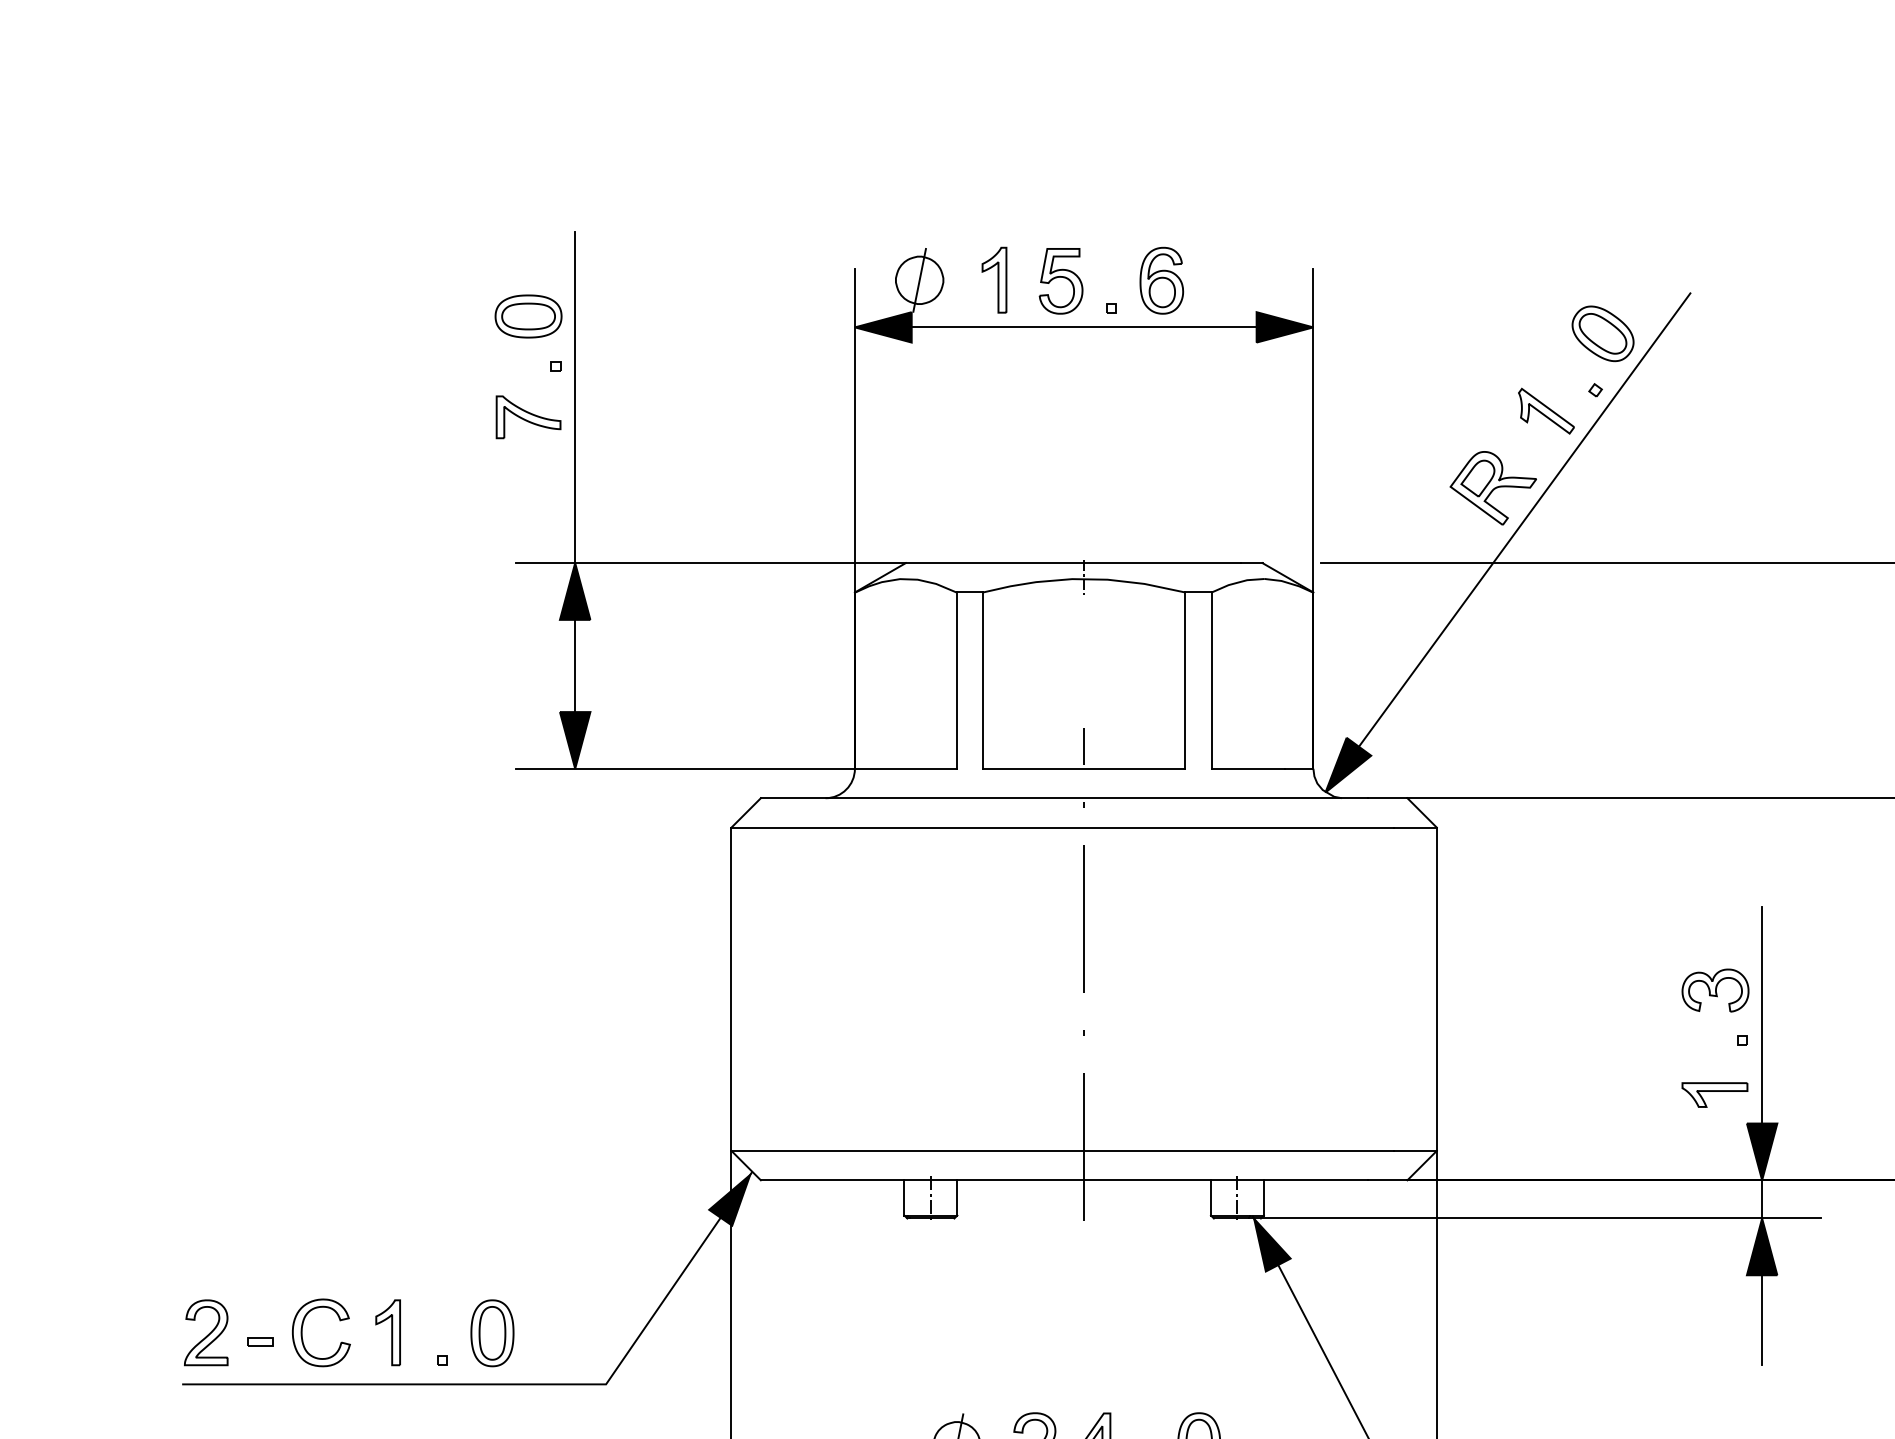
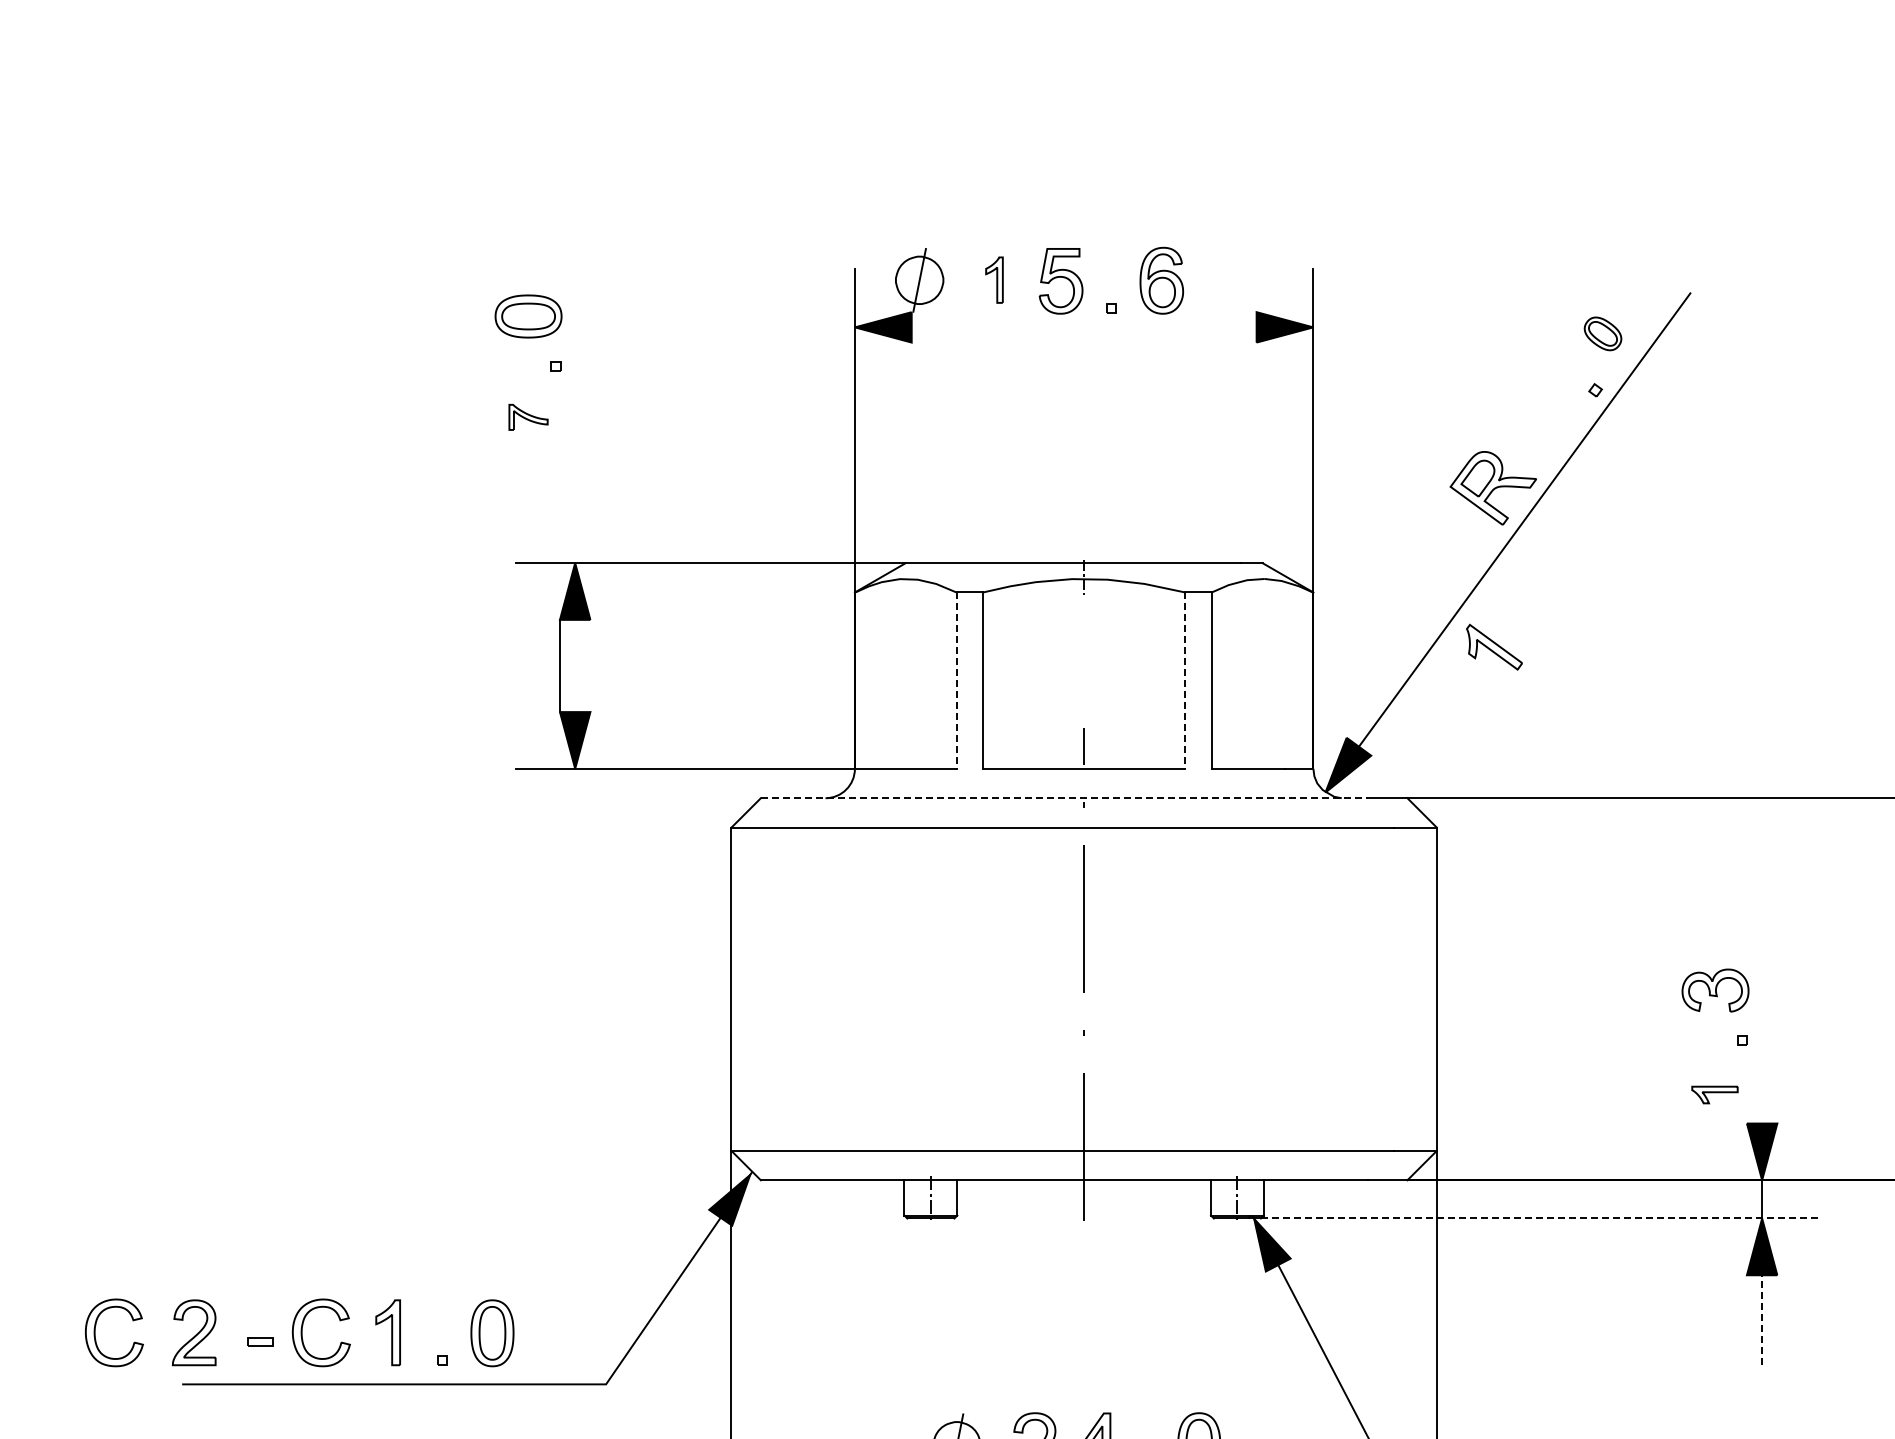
part size: 27x68 px -> 19x48 px (994, 279)
line: present -> none (1083, 327)
part size: 64x58 px -> 40x36 px (1602, 333)
line: present -> none (575, 397)
part position: (1546, 410) -> (1494, 646) (1494, 646)
part size: 67x45 px -> 41x28 px (528, 416)
line: present -> none (1606, 563)
line position: (575, 665) -> (560, 665) (560, 665)
line: solid -> dashed (956, 681)
line: solid -> dashed (1185, 681)
line: solid -> dashed (1064, 798)
line: present -> none (1762, 1014)
part size: 68x26 px -> 48x20 px (1714, 1094)
line: solid -> dashed (1540, 1218)
line: solid -> dashed (1762, 1319)
part: none -> present (95, 1332)
part position: (206, 1332) -> (194, 1332) (194, 1332)
